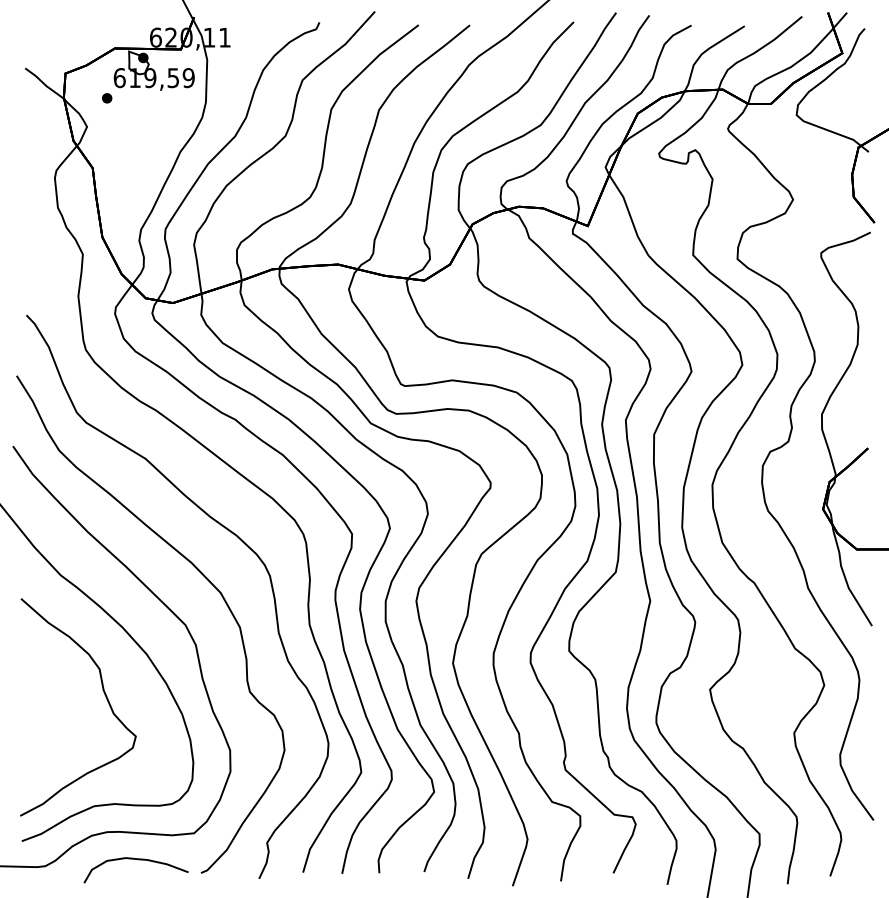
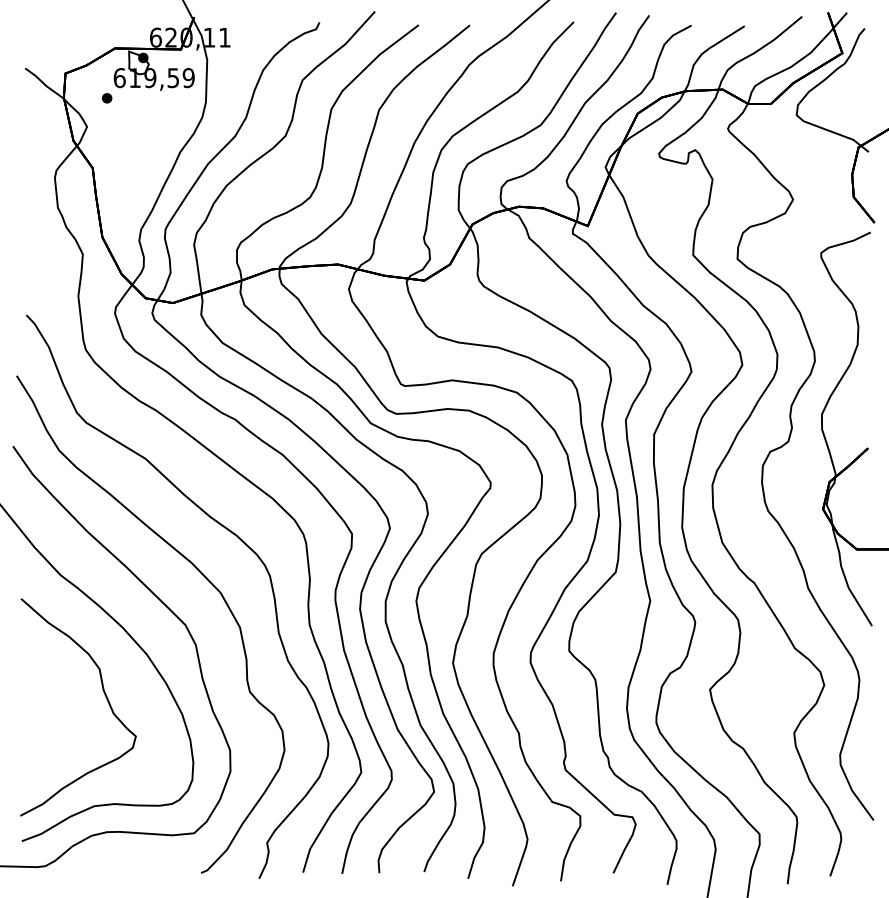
curve: present -> none (137, 860)
